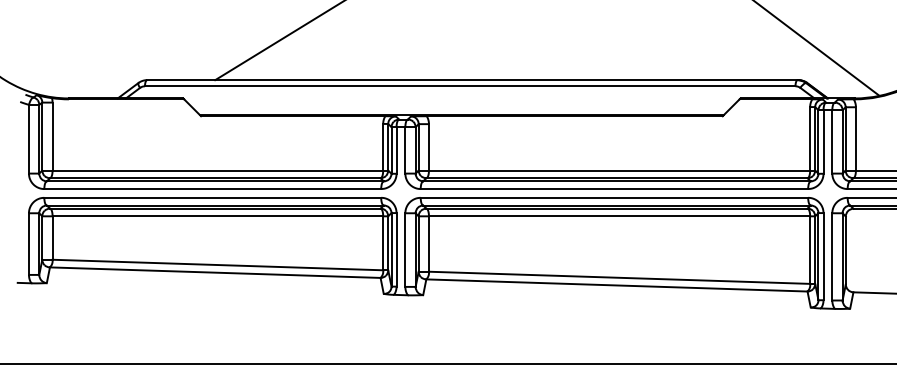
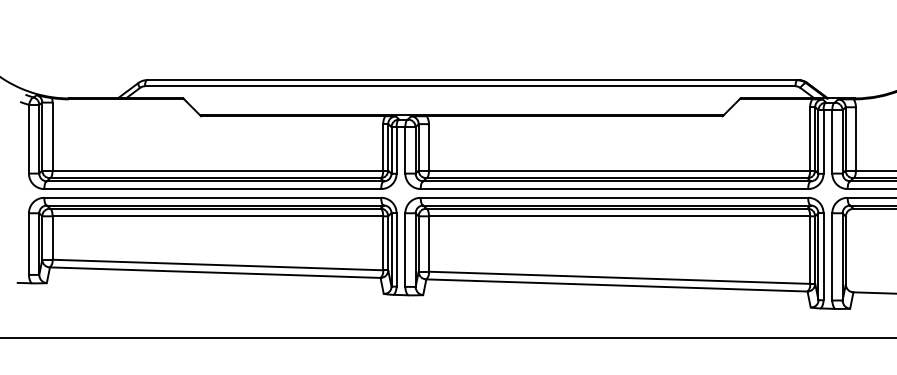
line: present -> none (278, 41)
line: present -> none (817, 48)
line position: (447, 363) -> (447, 337) (447, 337)
